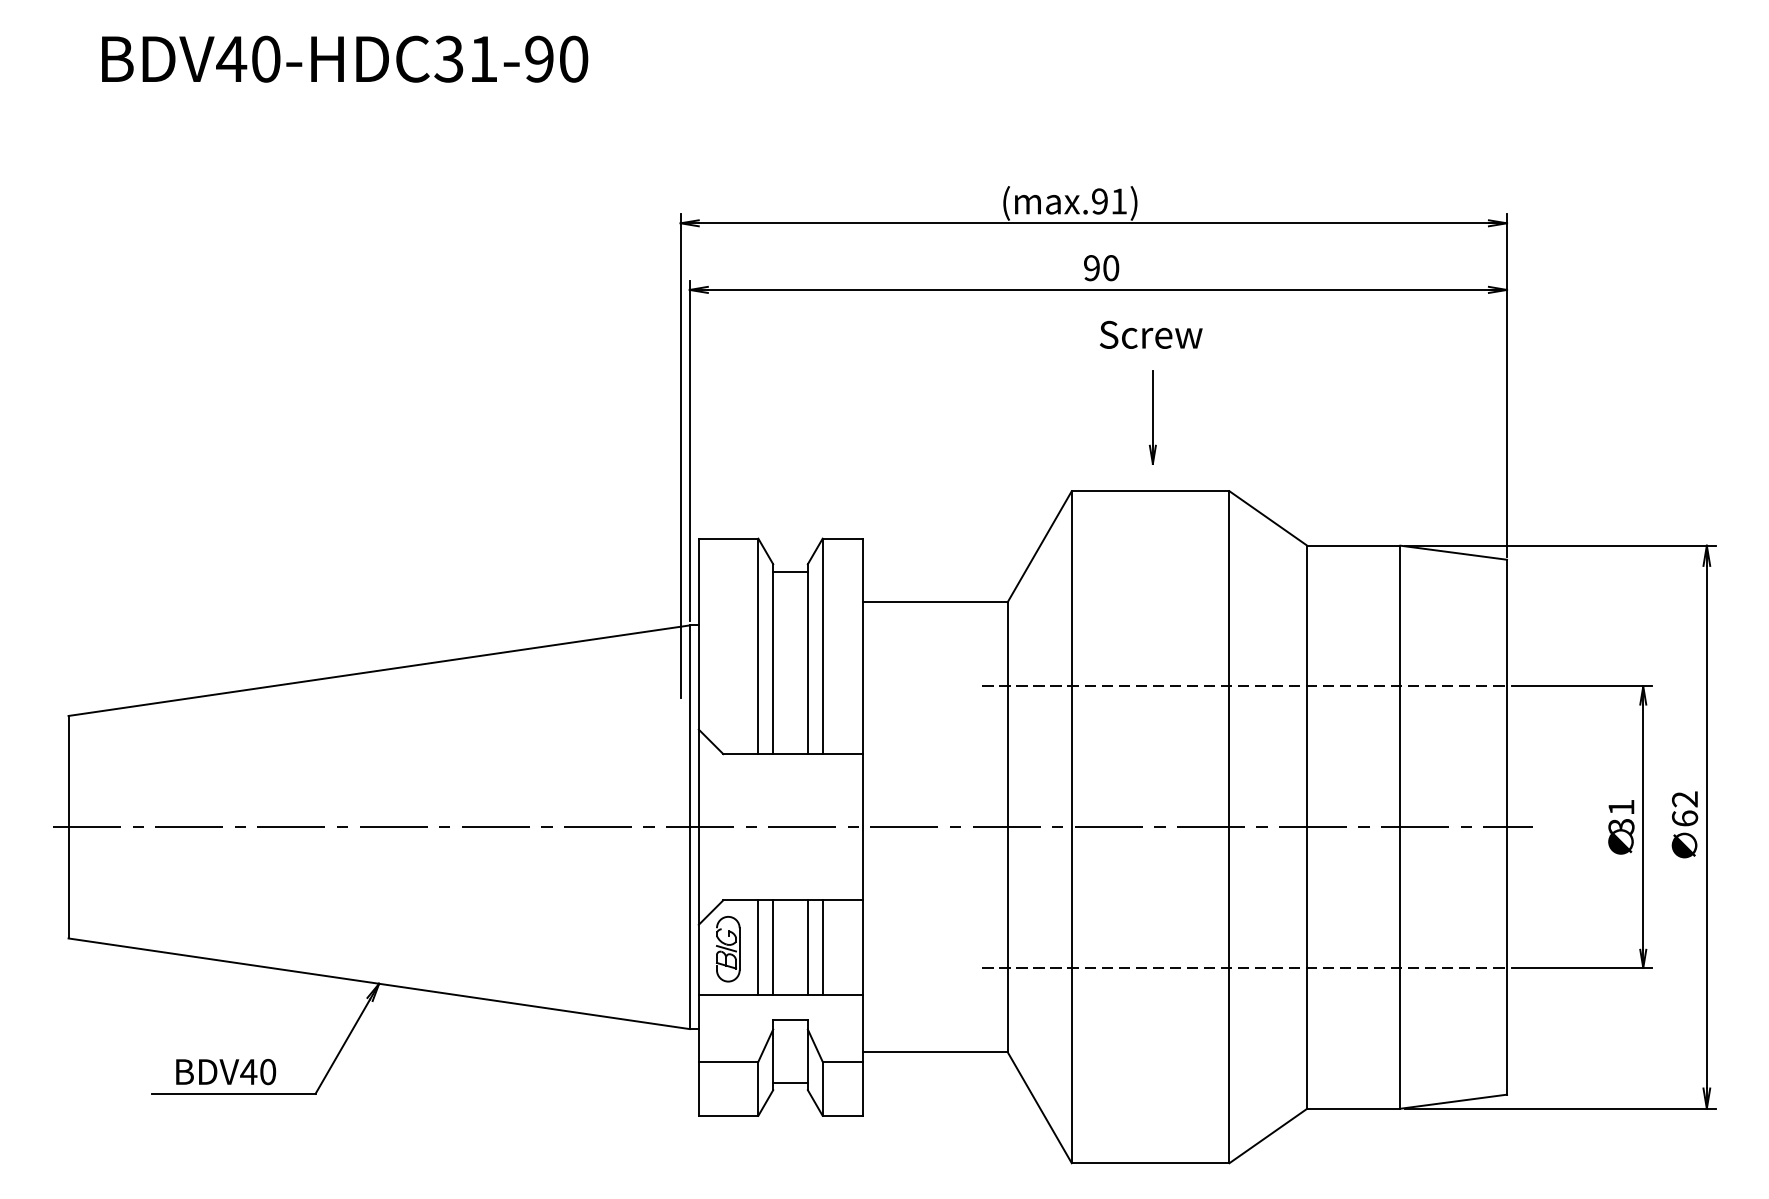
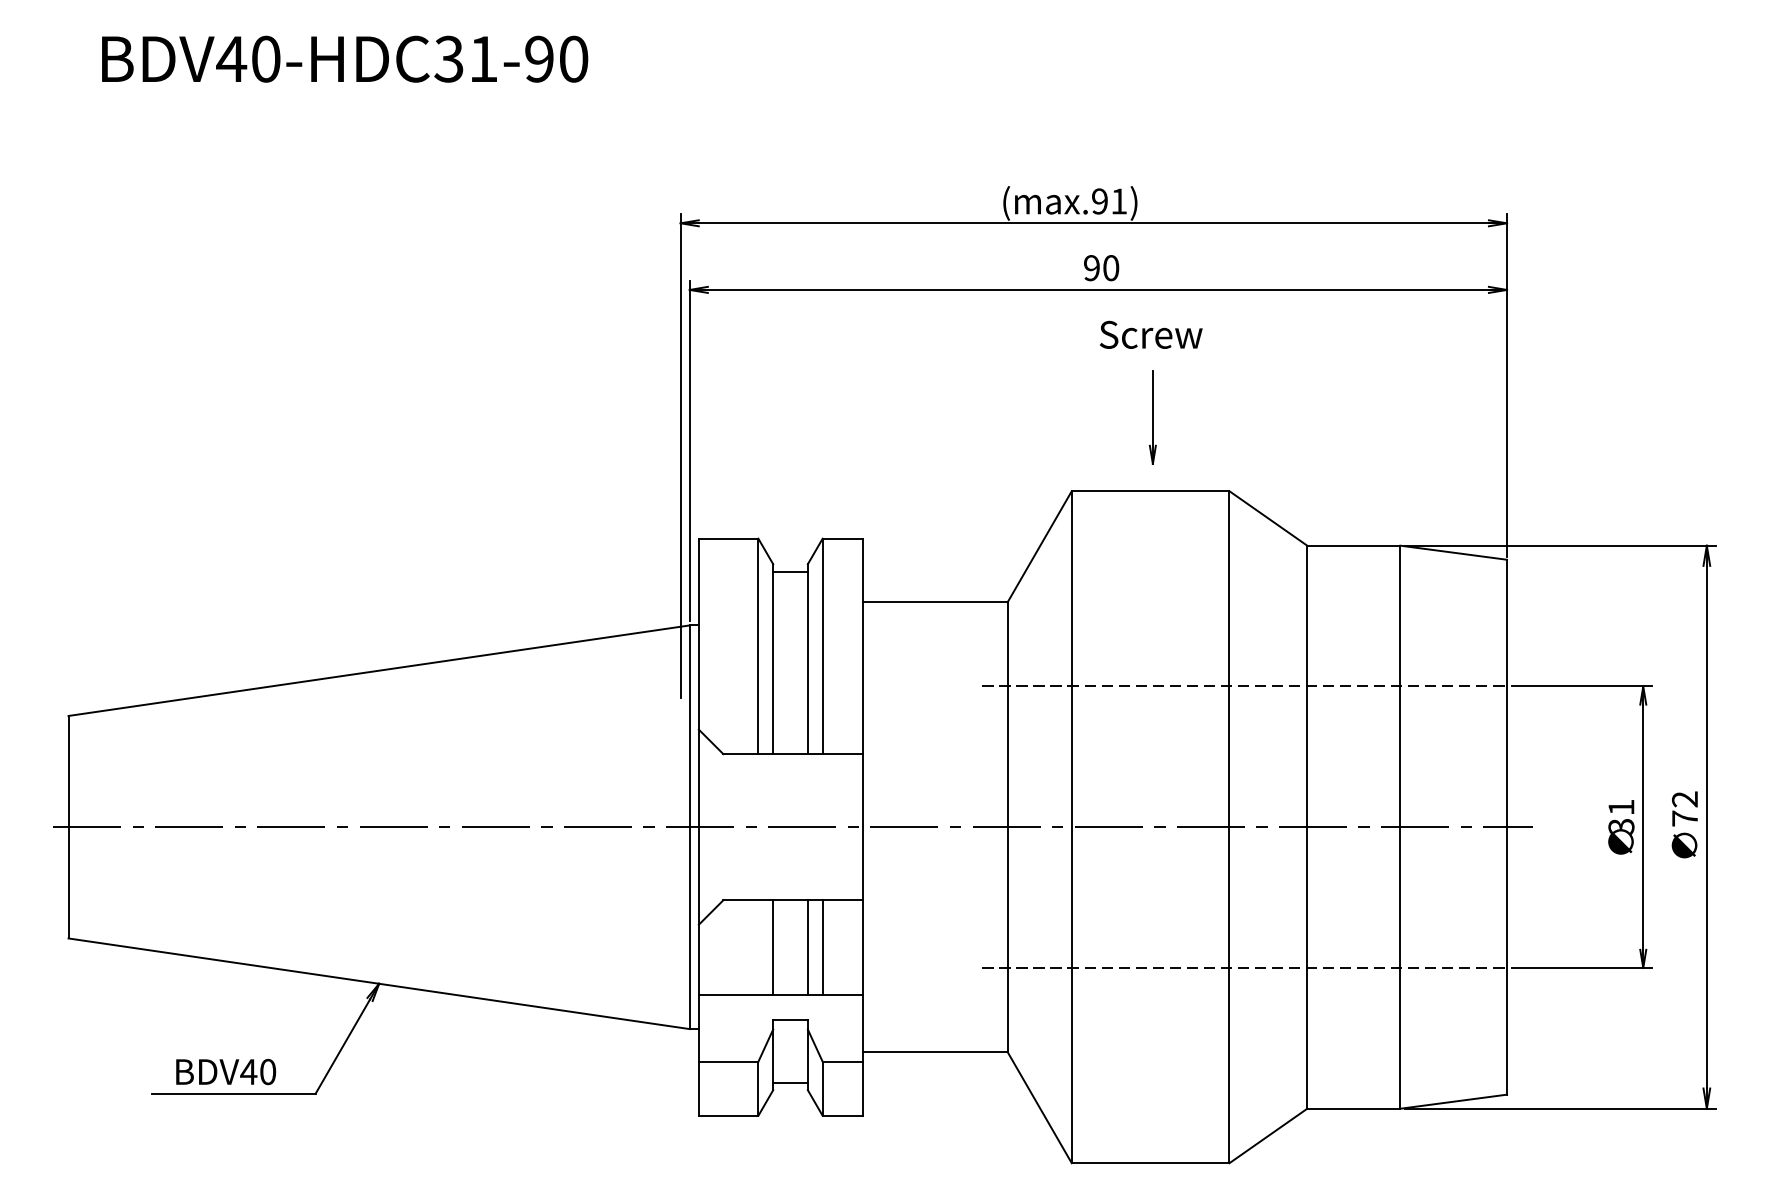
text: 62 -> 72 (1685, 818)
line: present -> none (758, 947)
part: present -> none (728, 949)
